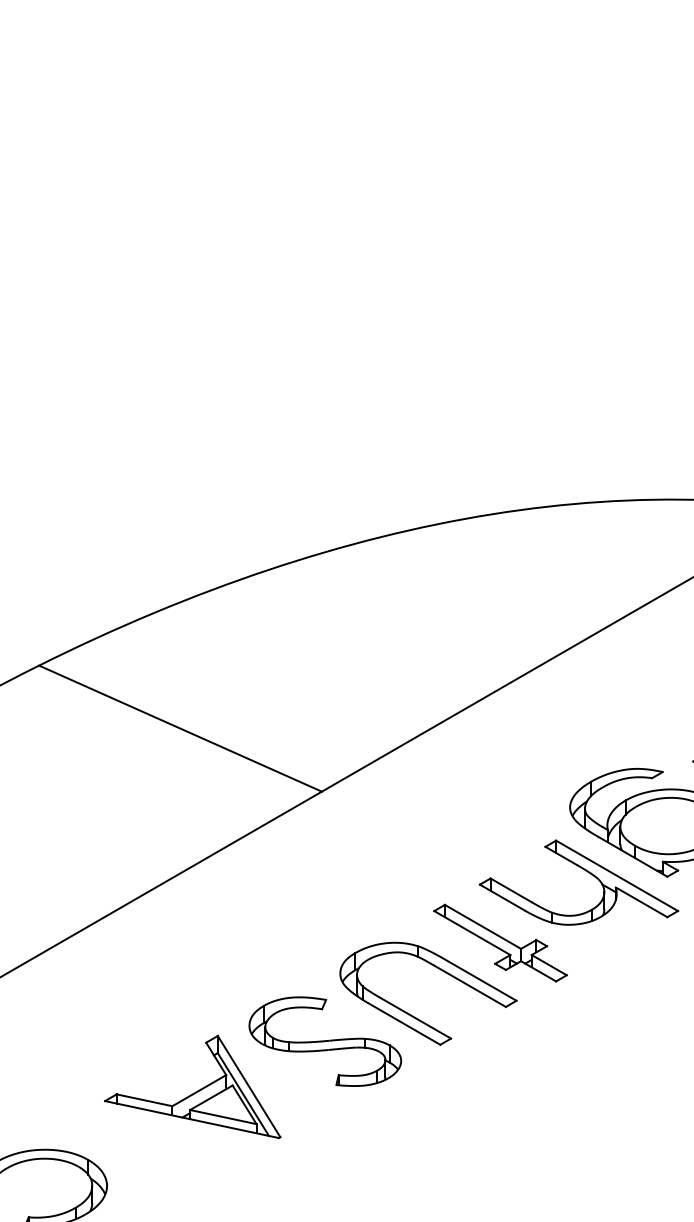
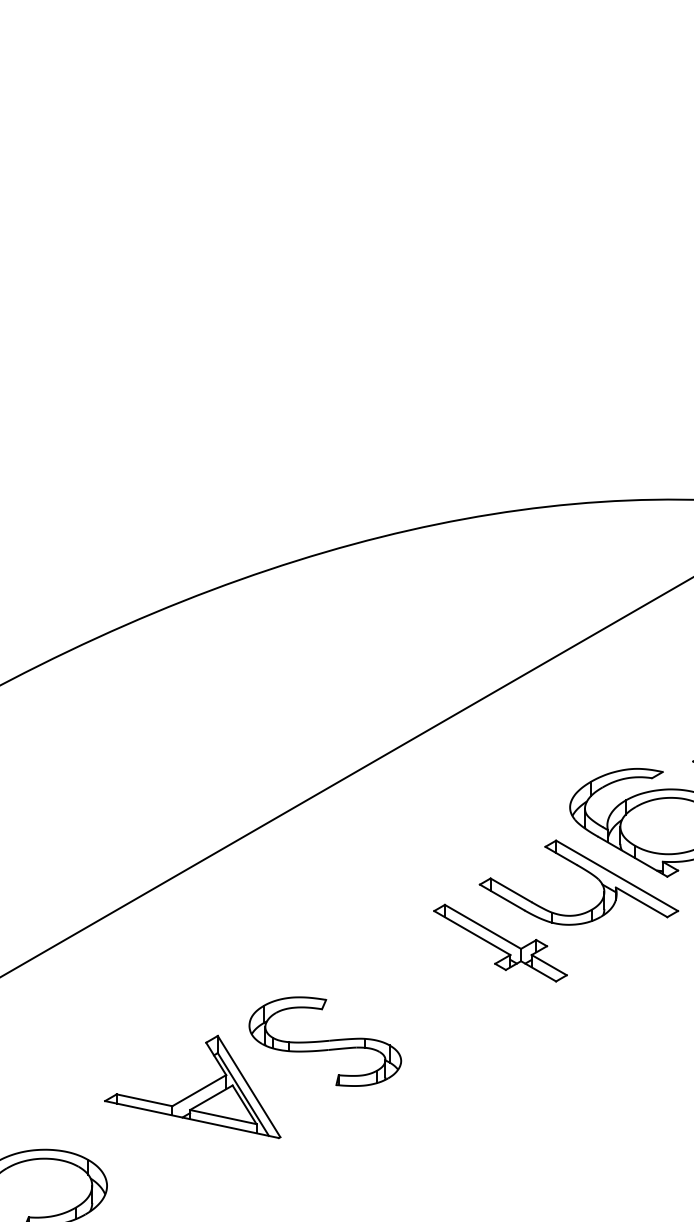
line: present -> none (180, 728)
part: present -> none (440, 970)
